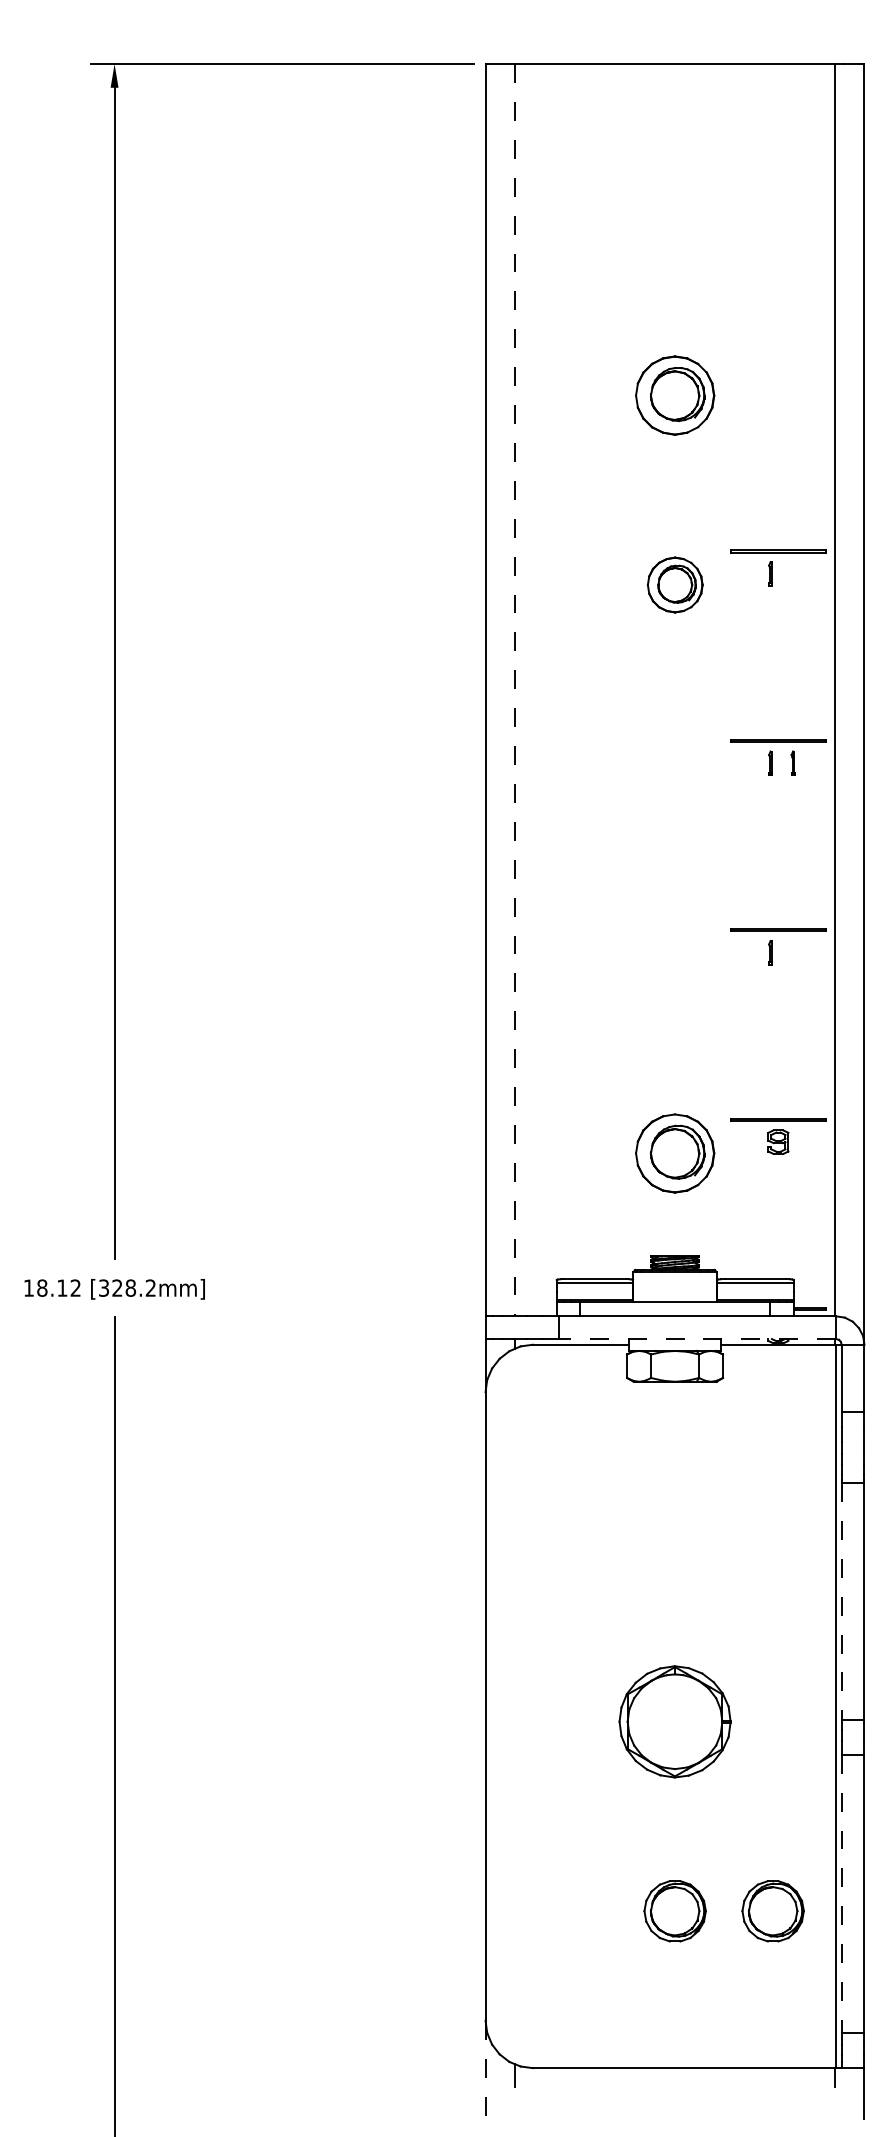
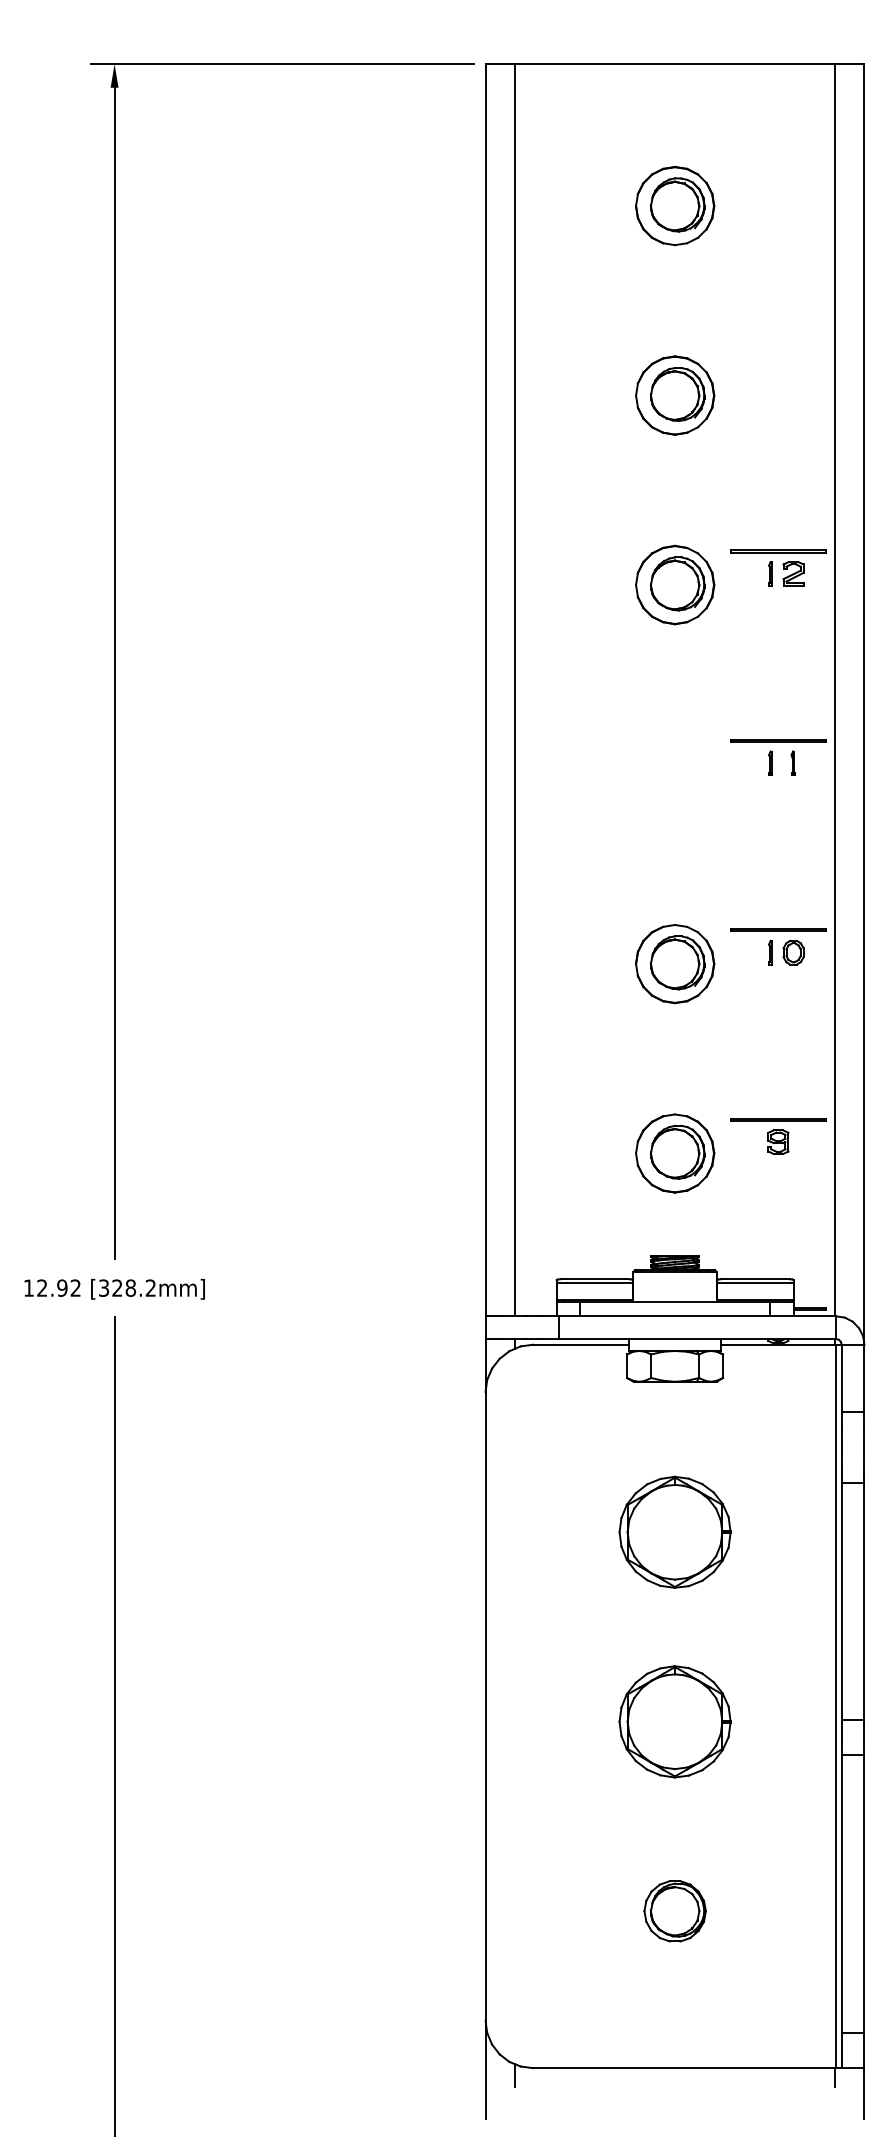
part: none -> present (675, 206)
part: none -> present (793, 573)
part size: 58x58 px -> 81x82 px (675, 584)
line: dashed -> solid (514, 690)
part: none -> present (793, 952)
part: none -> present (675, 964)
text: 18.12 -> 12.92 (52, 1287)
line: dashed -> solid (697, 1339)
part: none -> present (674, 1531)
line: dashed -> solid (841, 1601)
line: dashed -> solid (841, 1893)
part: present -> none (772, 1911)
line: dashed -> solid (485, 2069)
